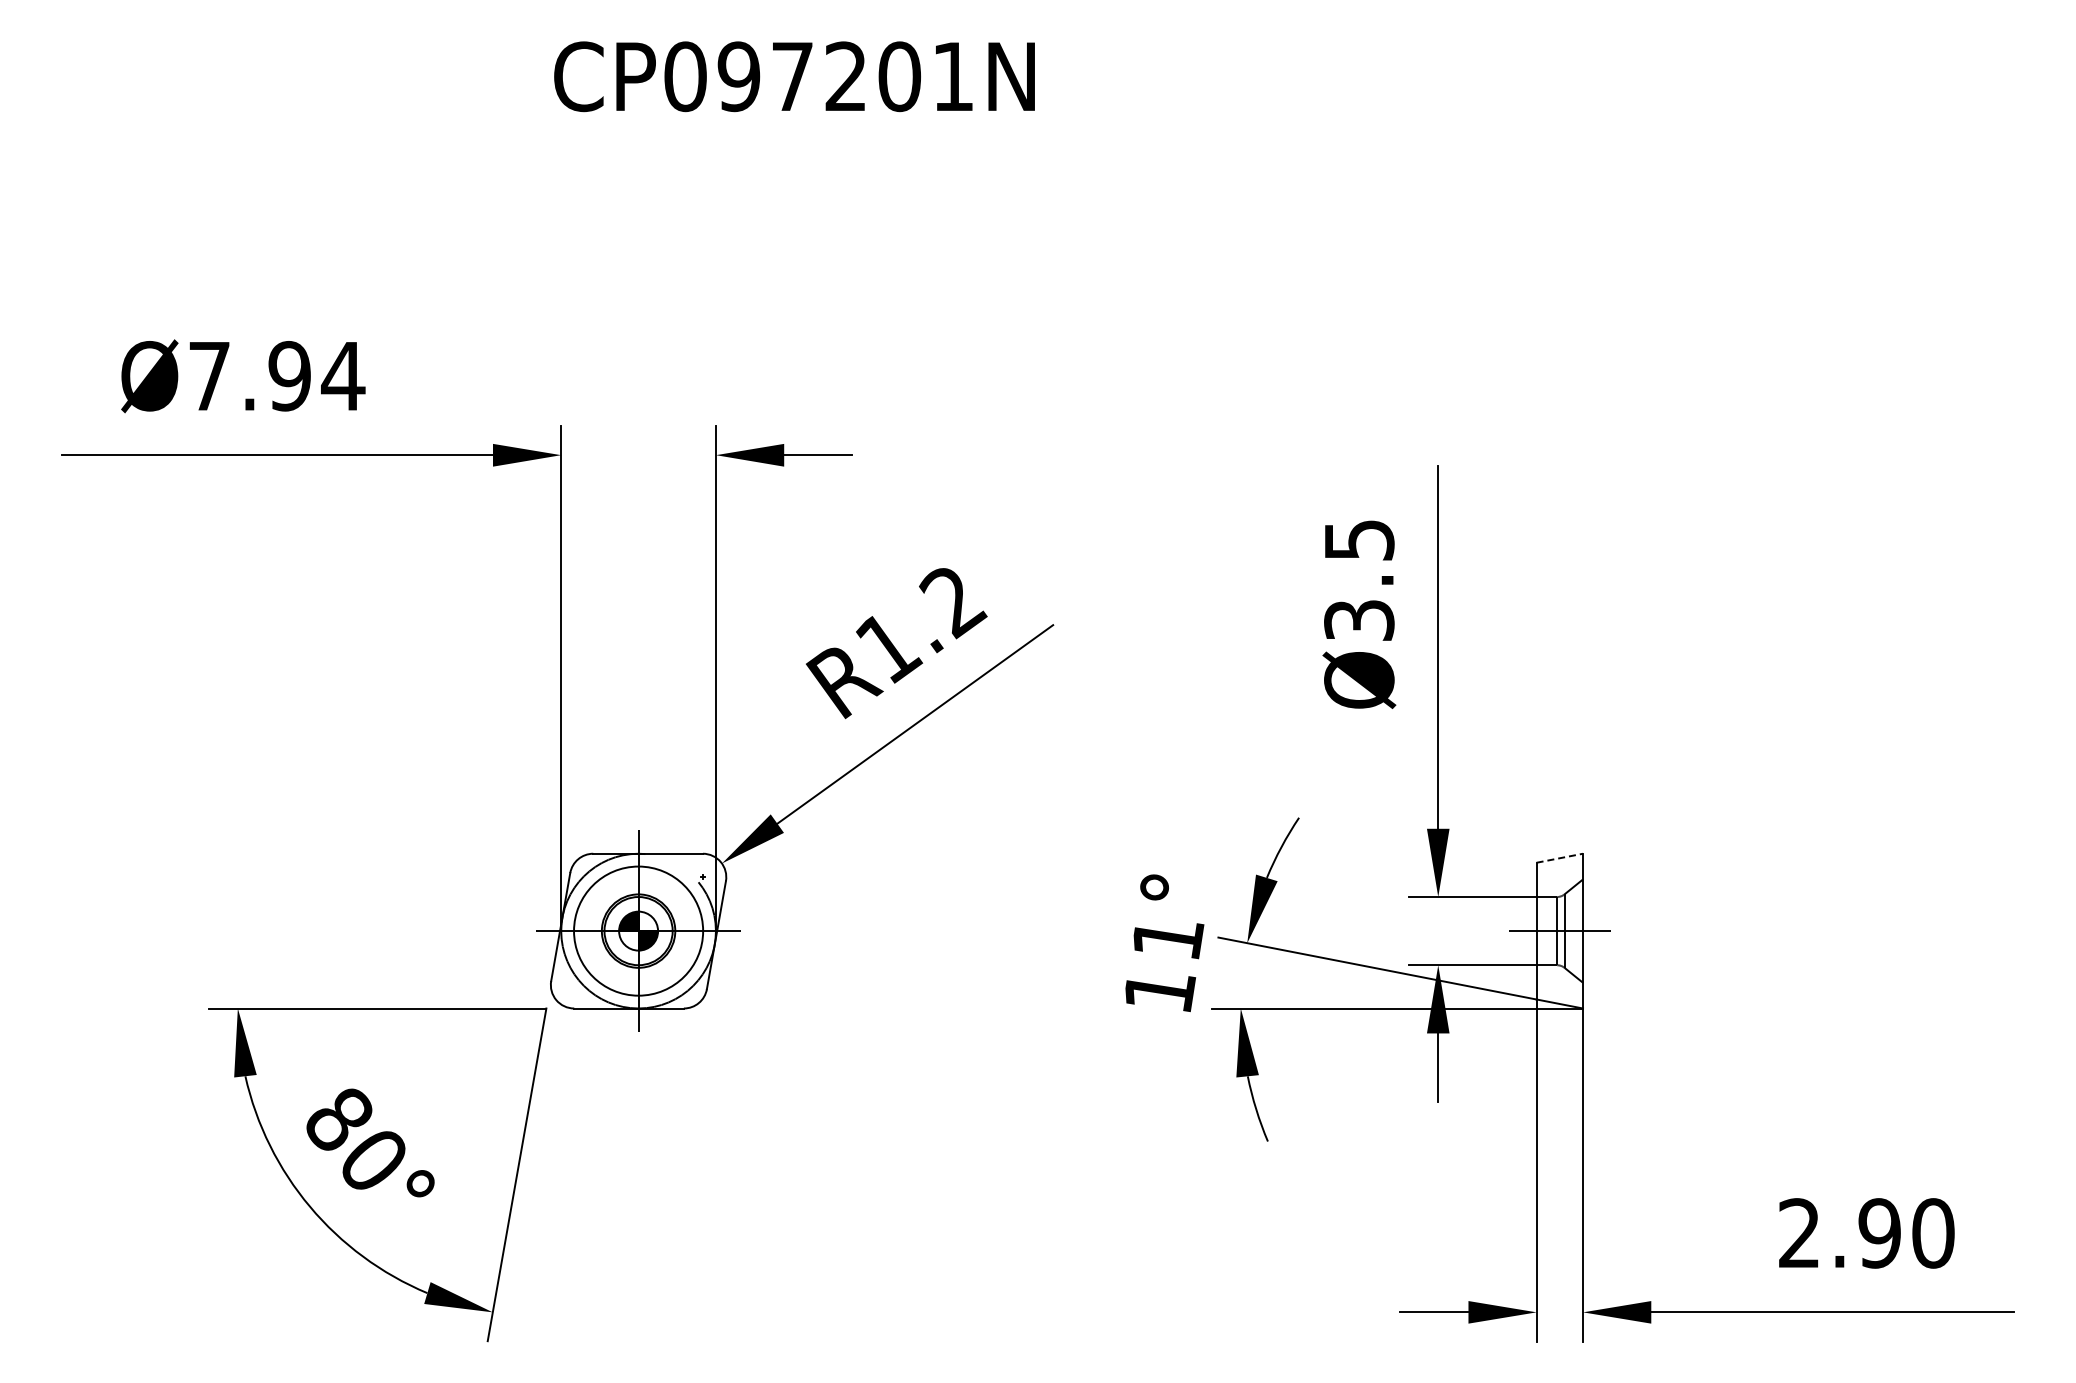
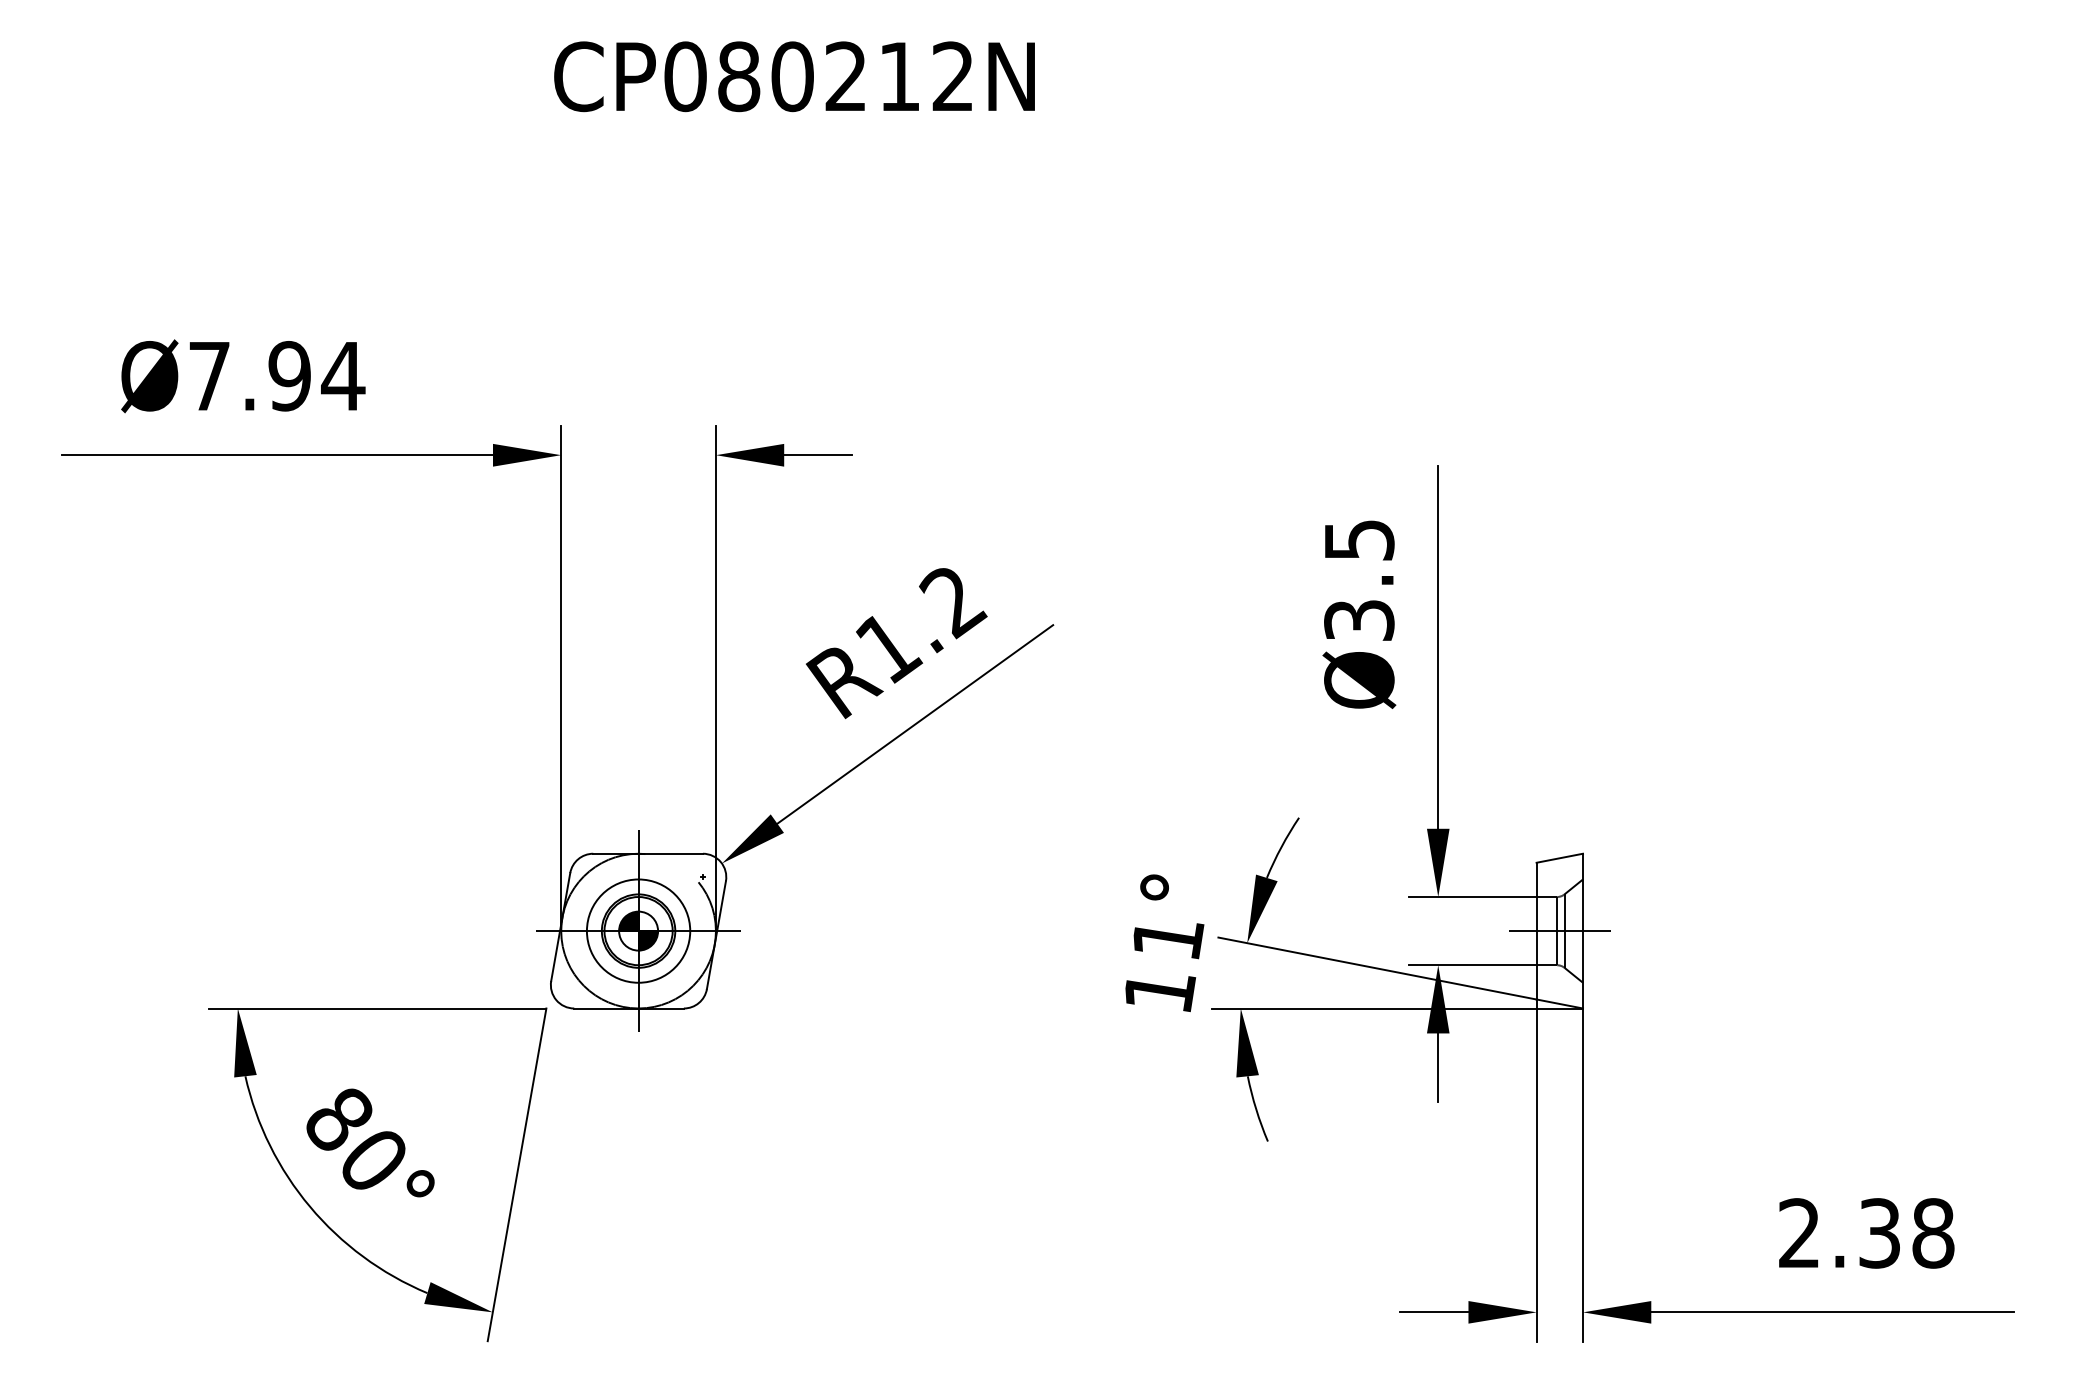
text: CP097201N -> CP080212N (844, 76)
line: dashed -> solid (1559, 858)
circle diameter: 129 px -> 103 px (638, 930)
text: 2.90 -> 2.38 (1906, 1233)
